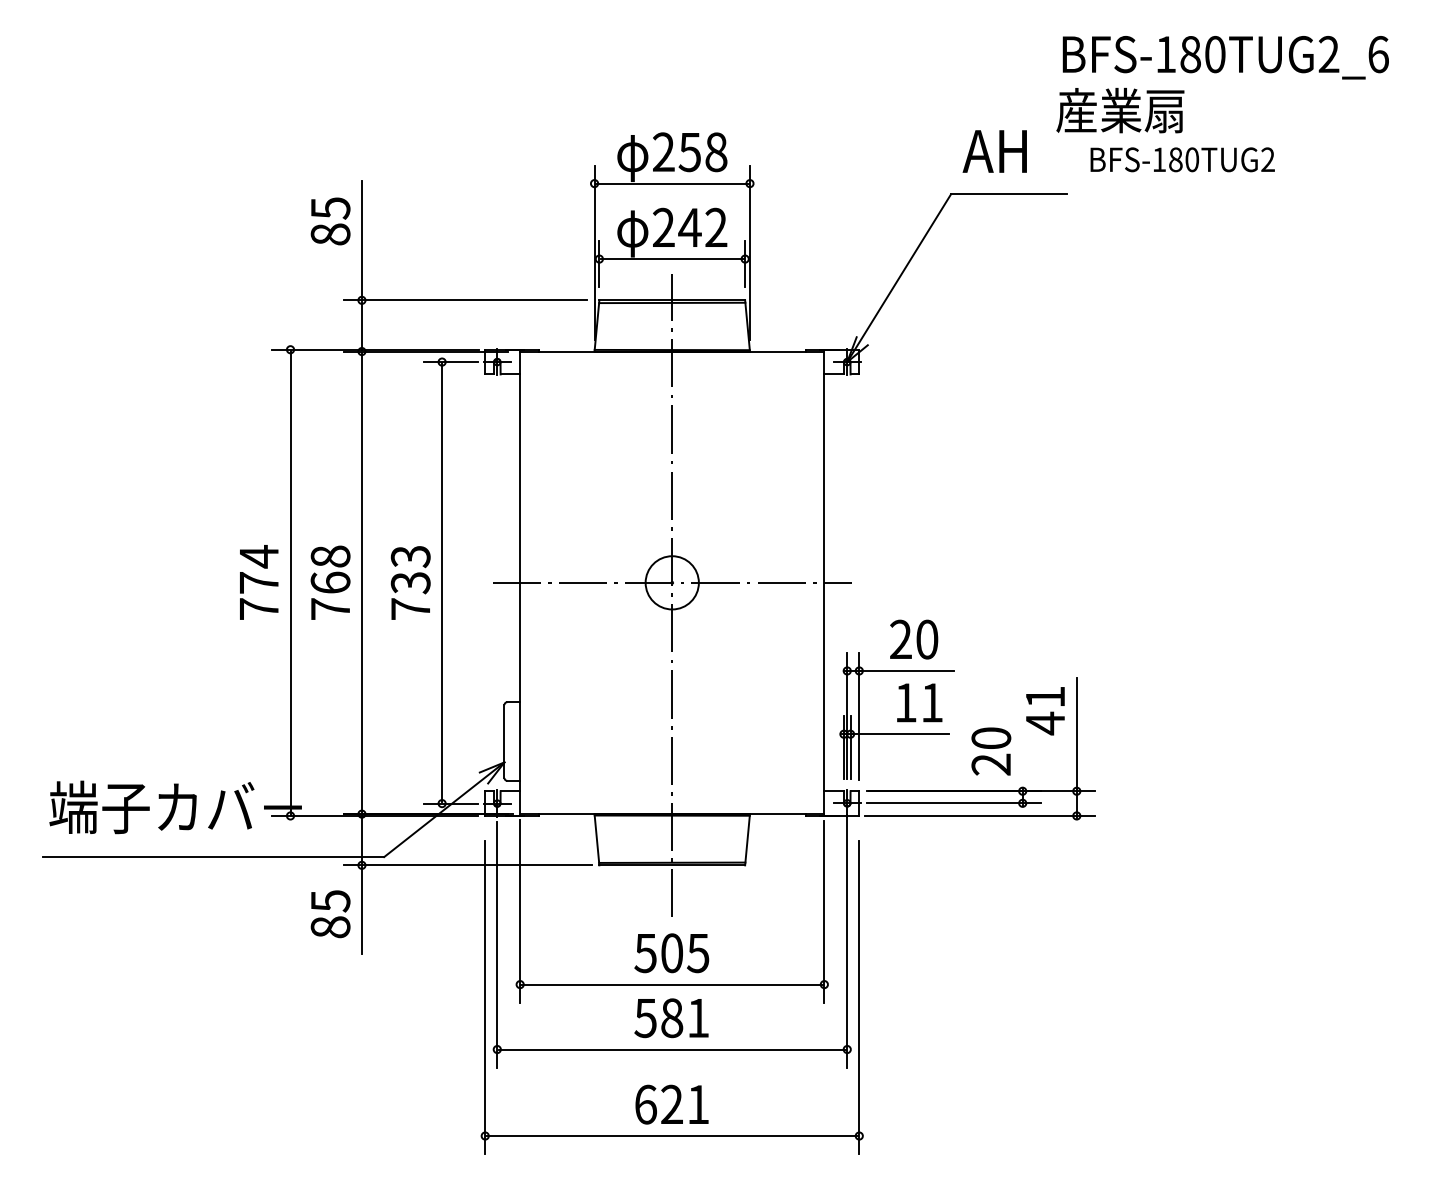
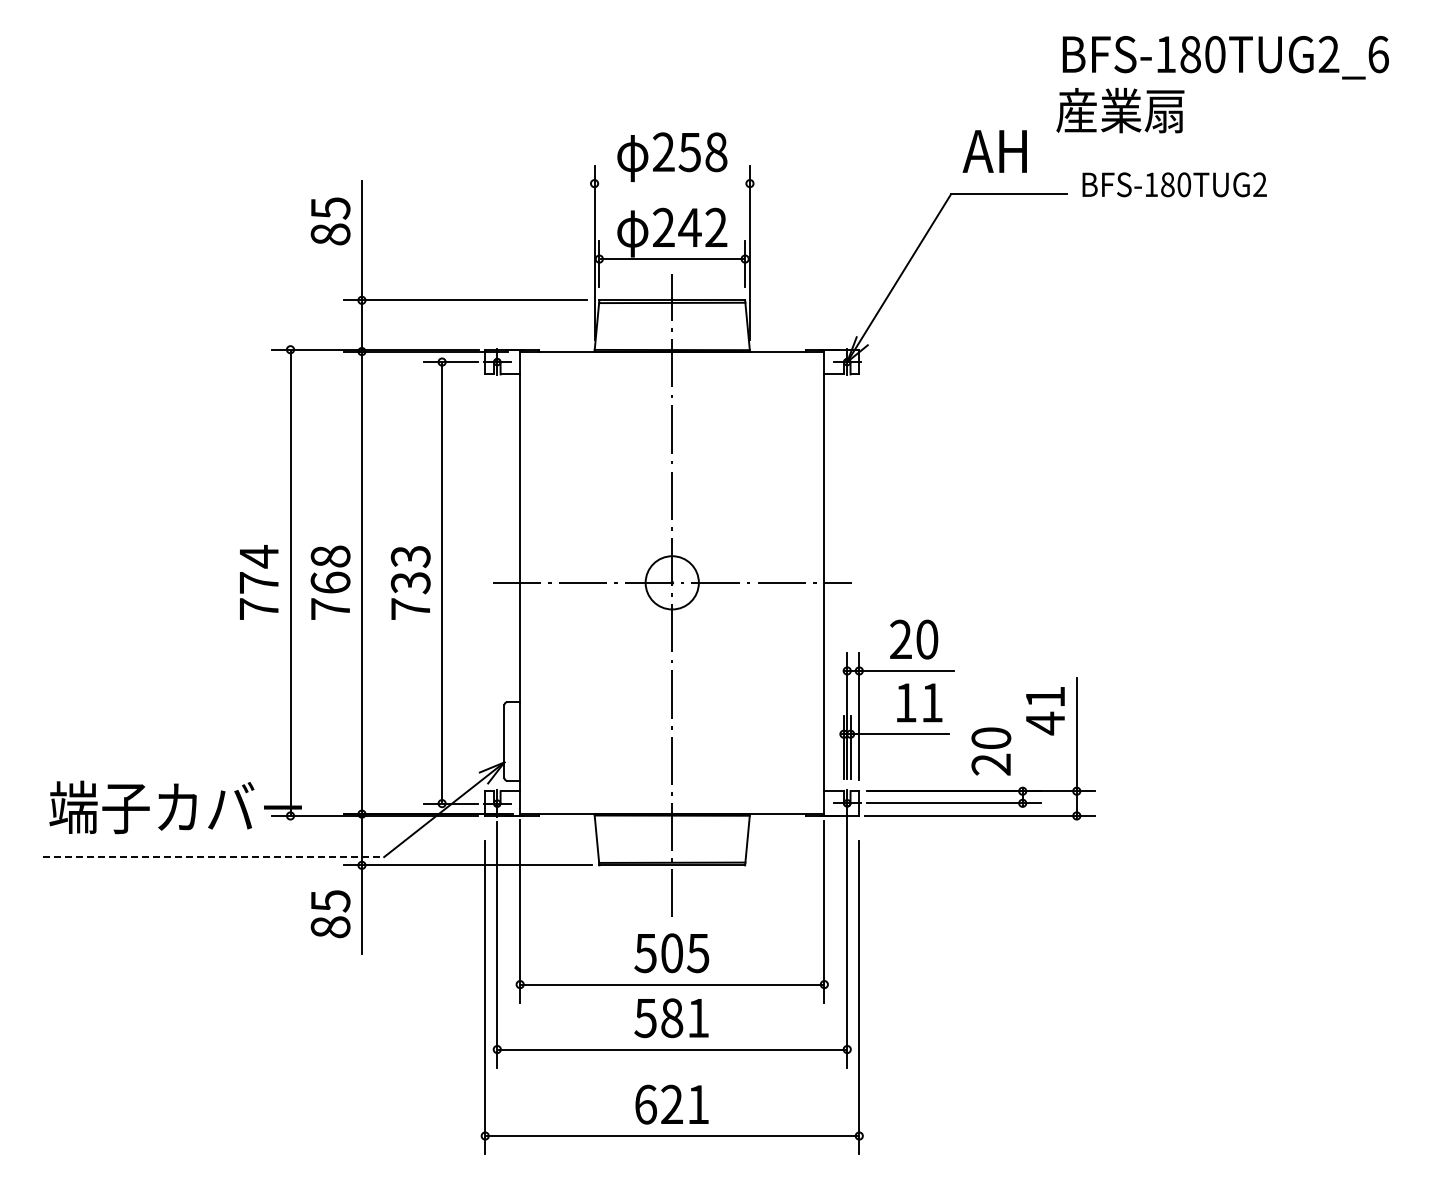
text position: (1182, 159) -> (1174, 184) (1174, 184)
line: present -> none (671, 183)
line: solid -> dashed (213, 857)
